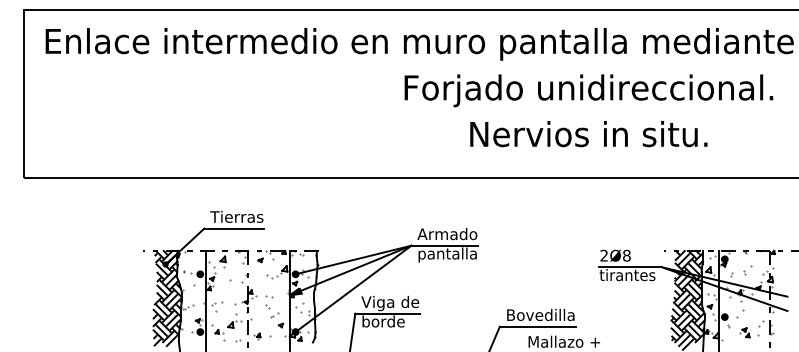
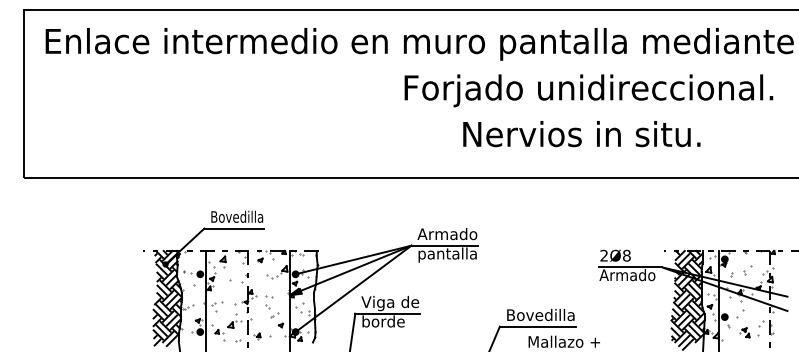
text position: (588, 134) -> (581, 134) (581, 134)
text: Tierras -> Bovedilla (236, 216)
text: tirantes -> Armado (627, 275)
